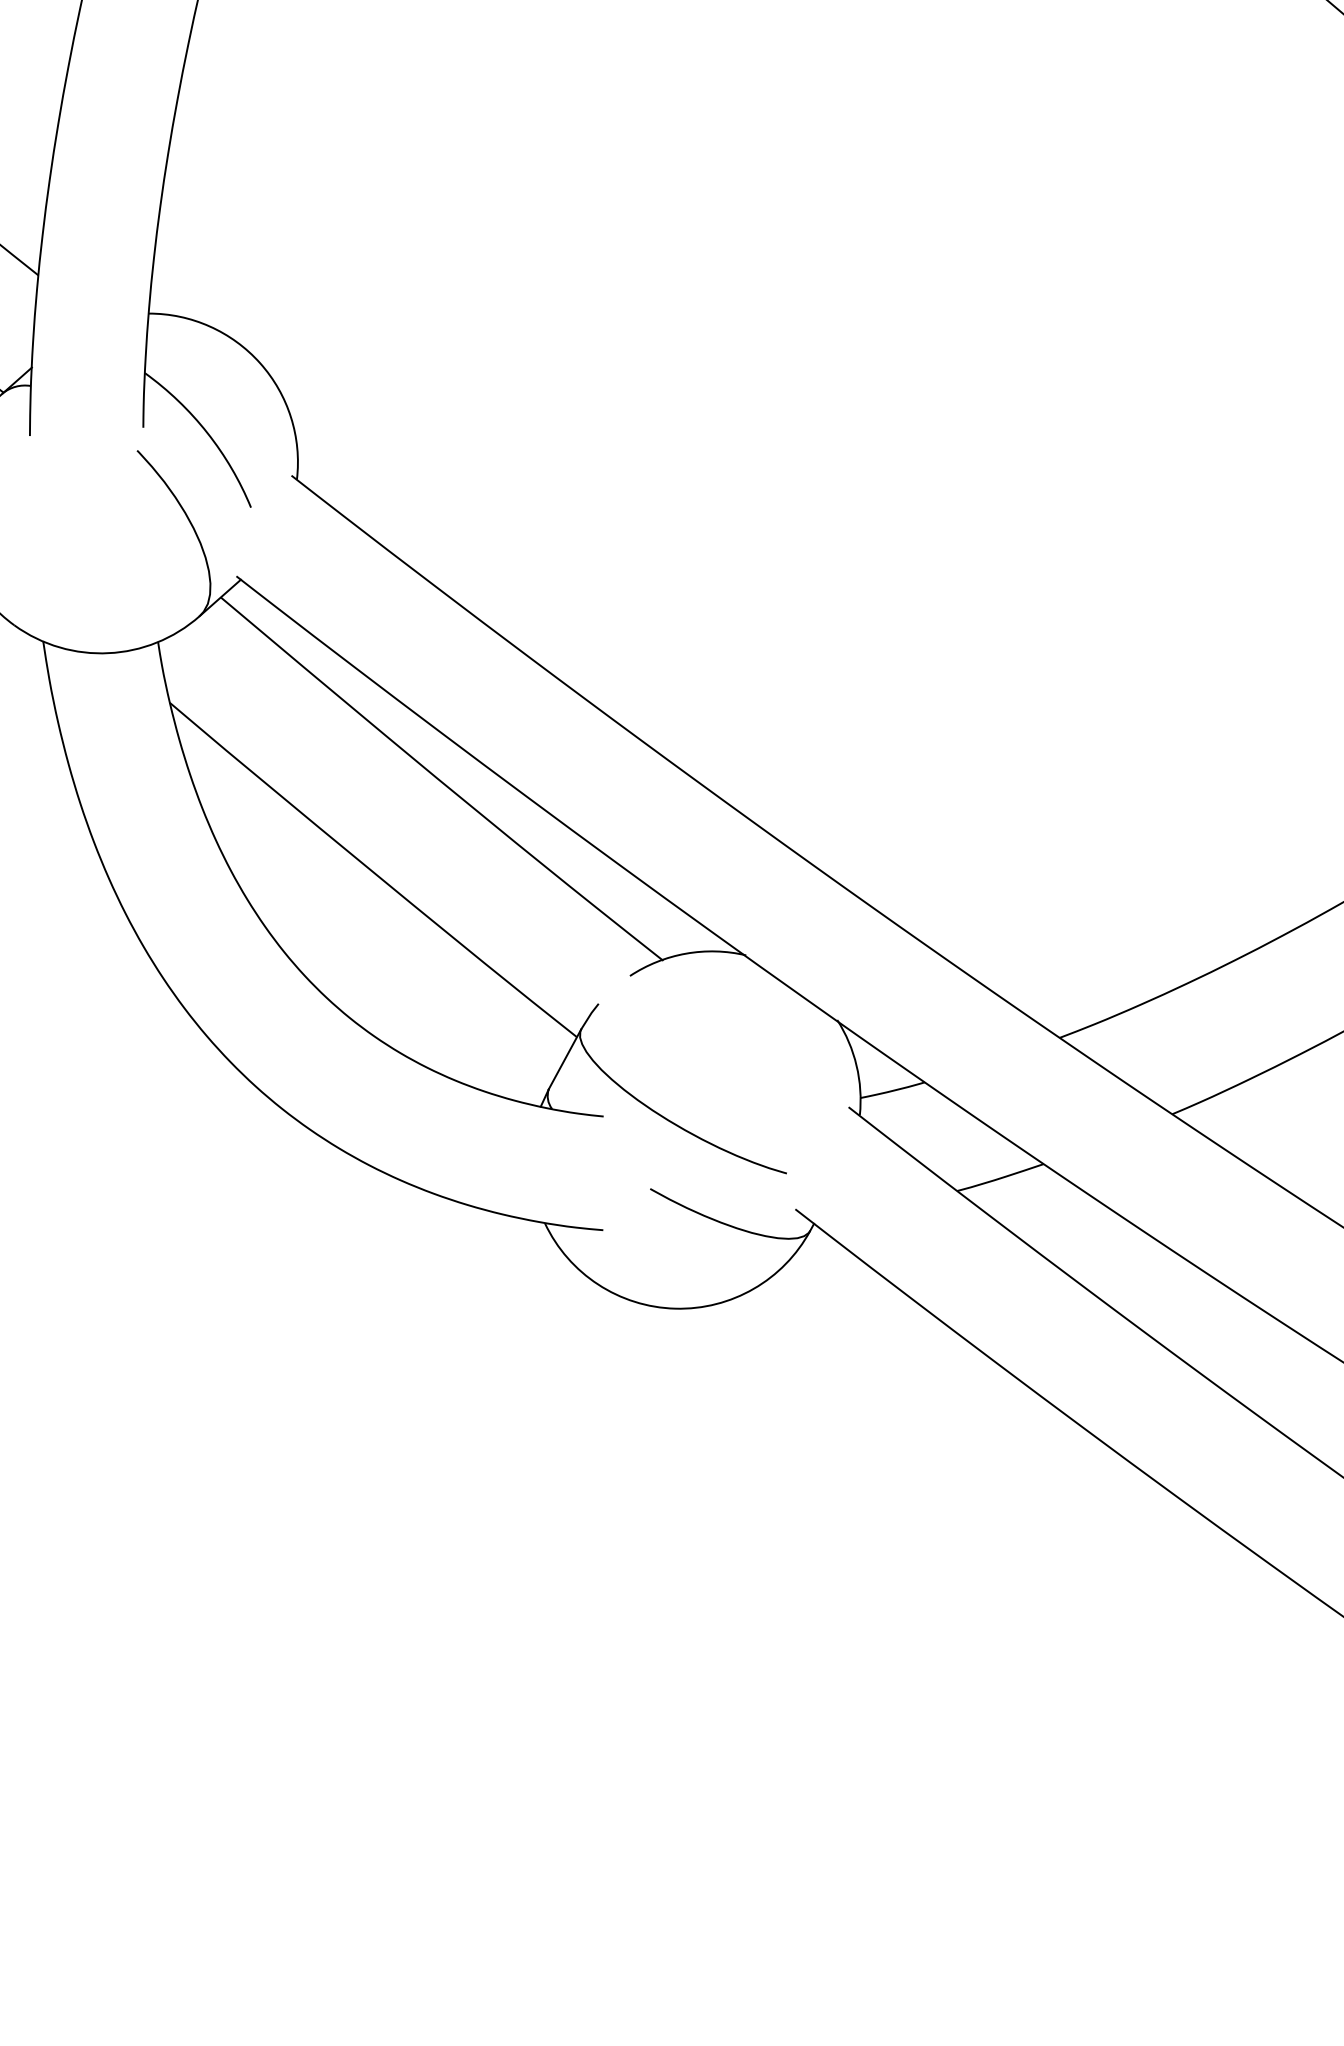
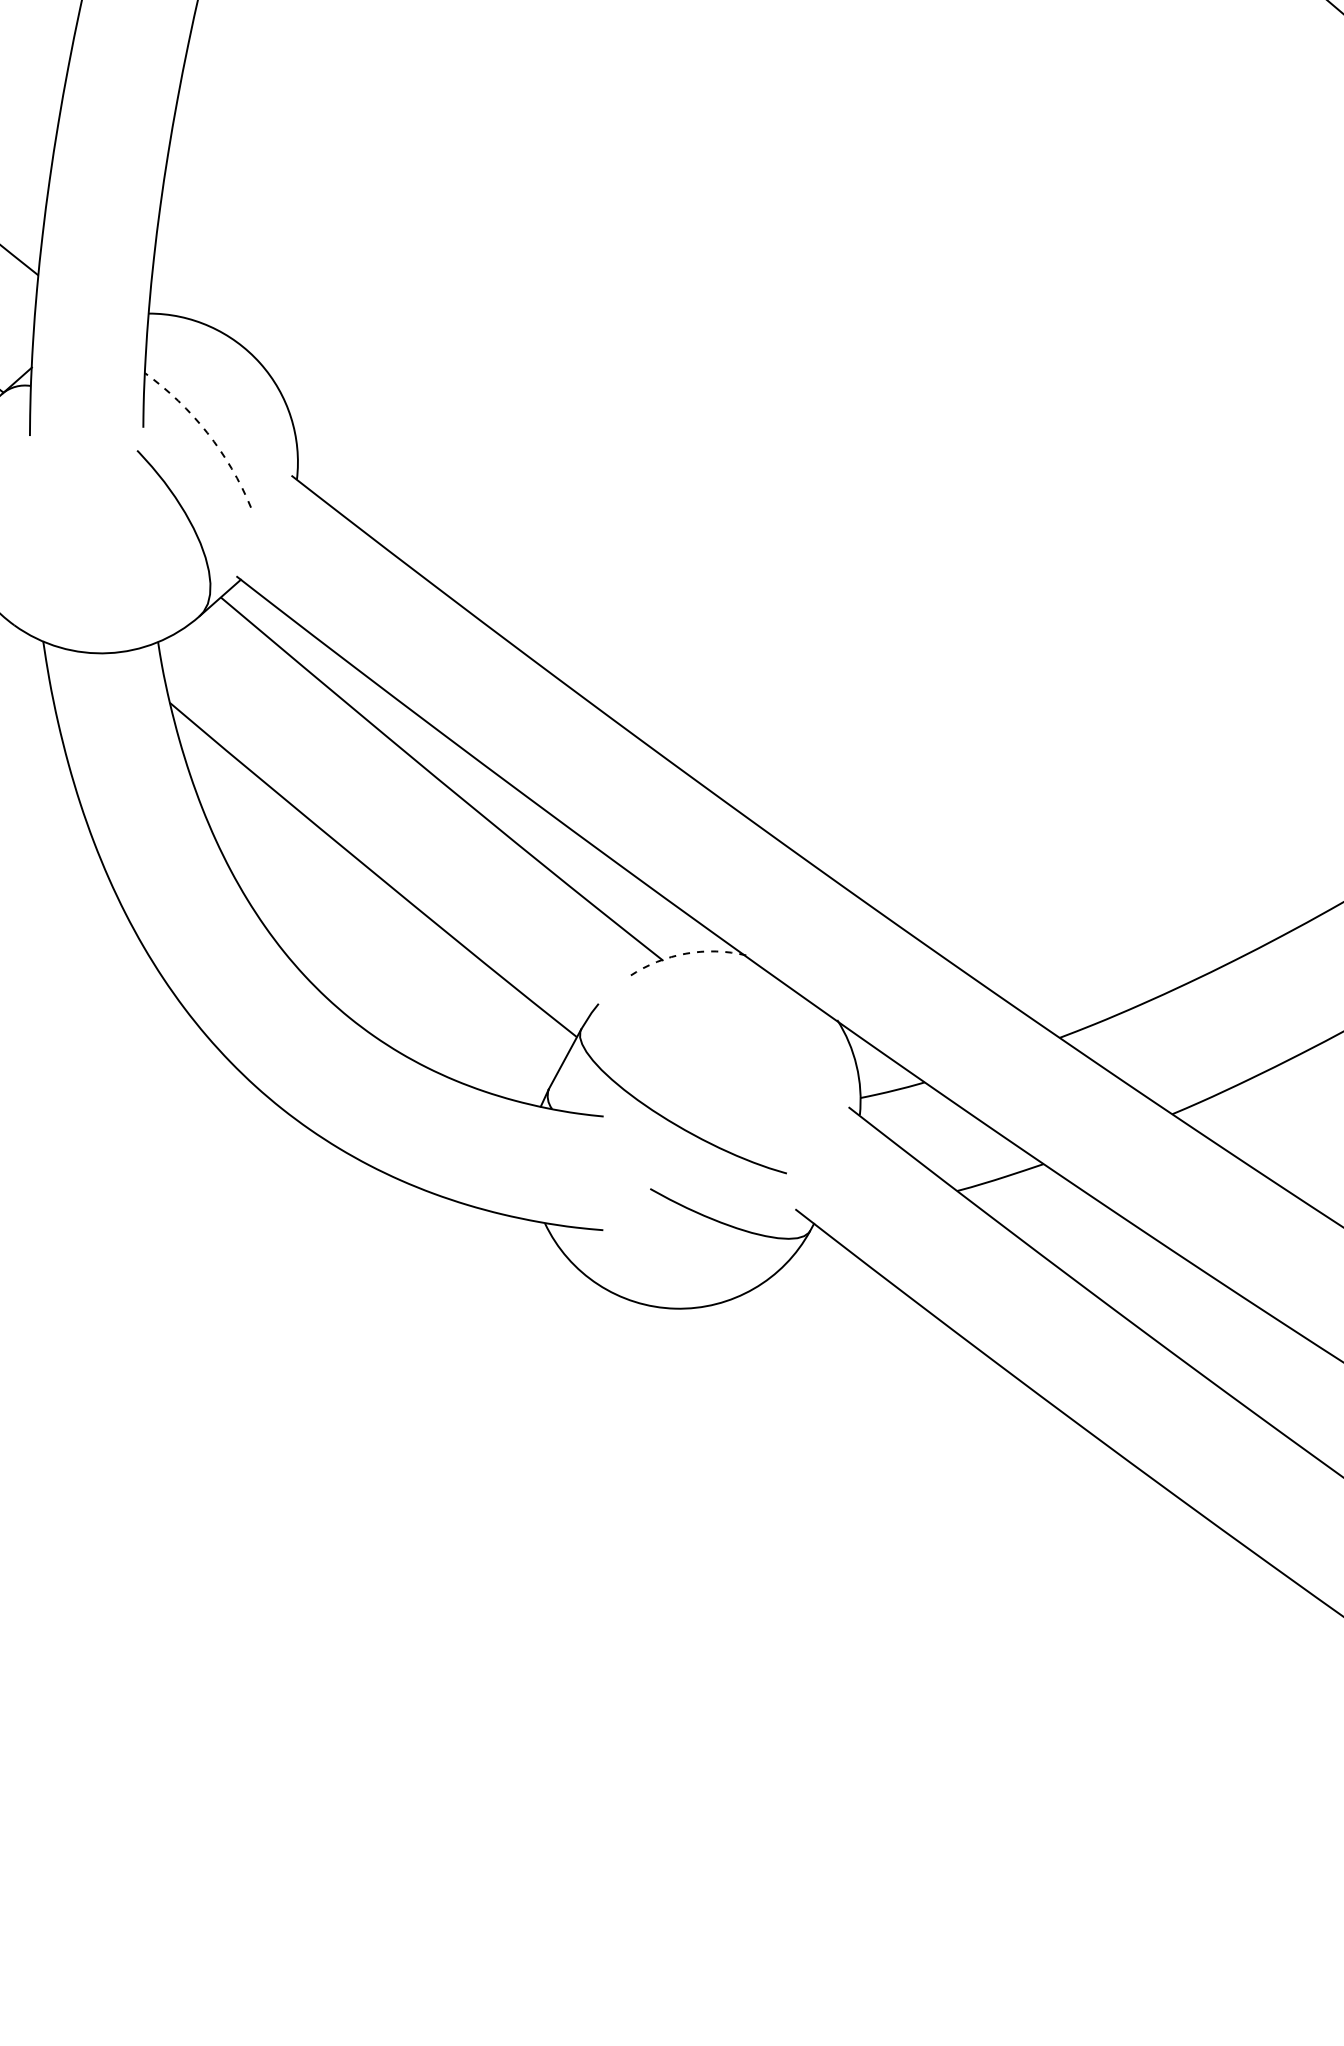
arc: solid -> dashed (207, 432)
arc: solid -> dashed (685, 953)
